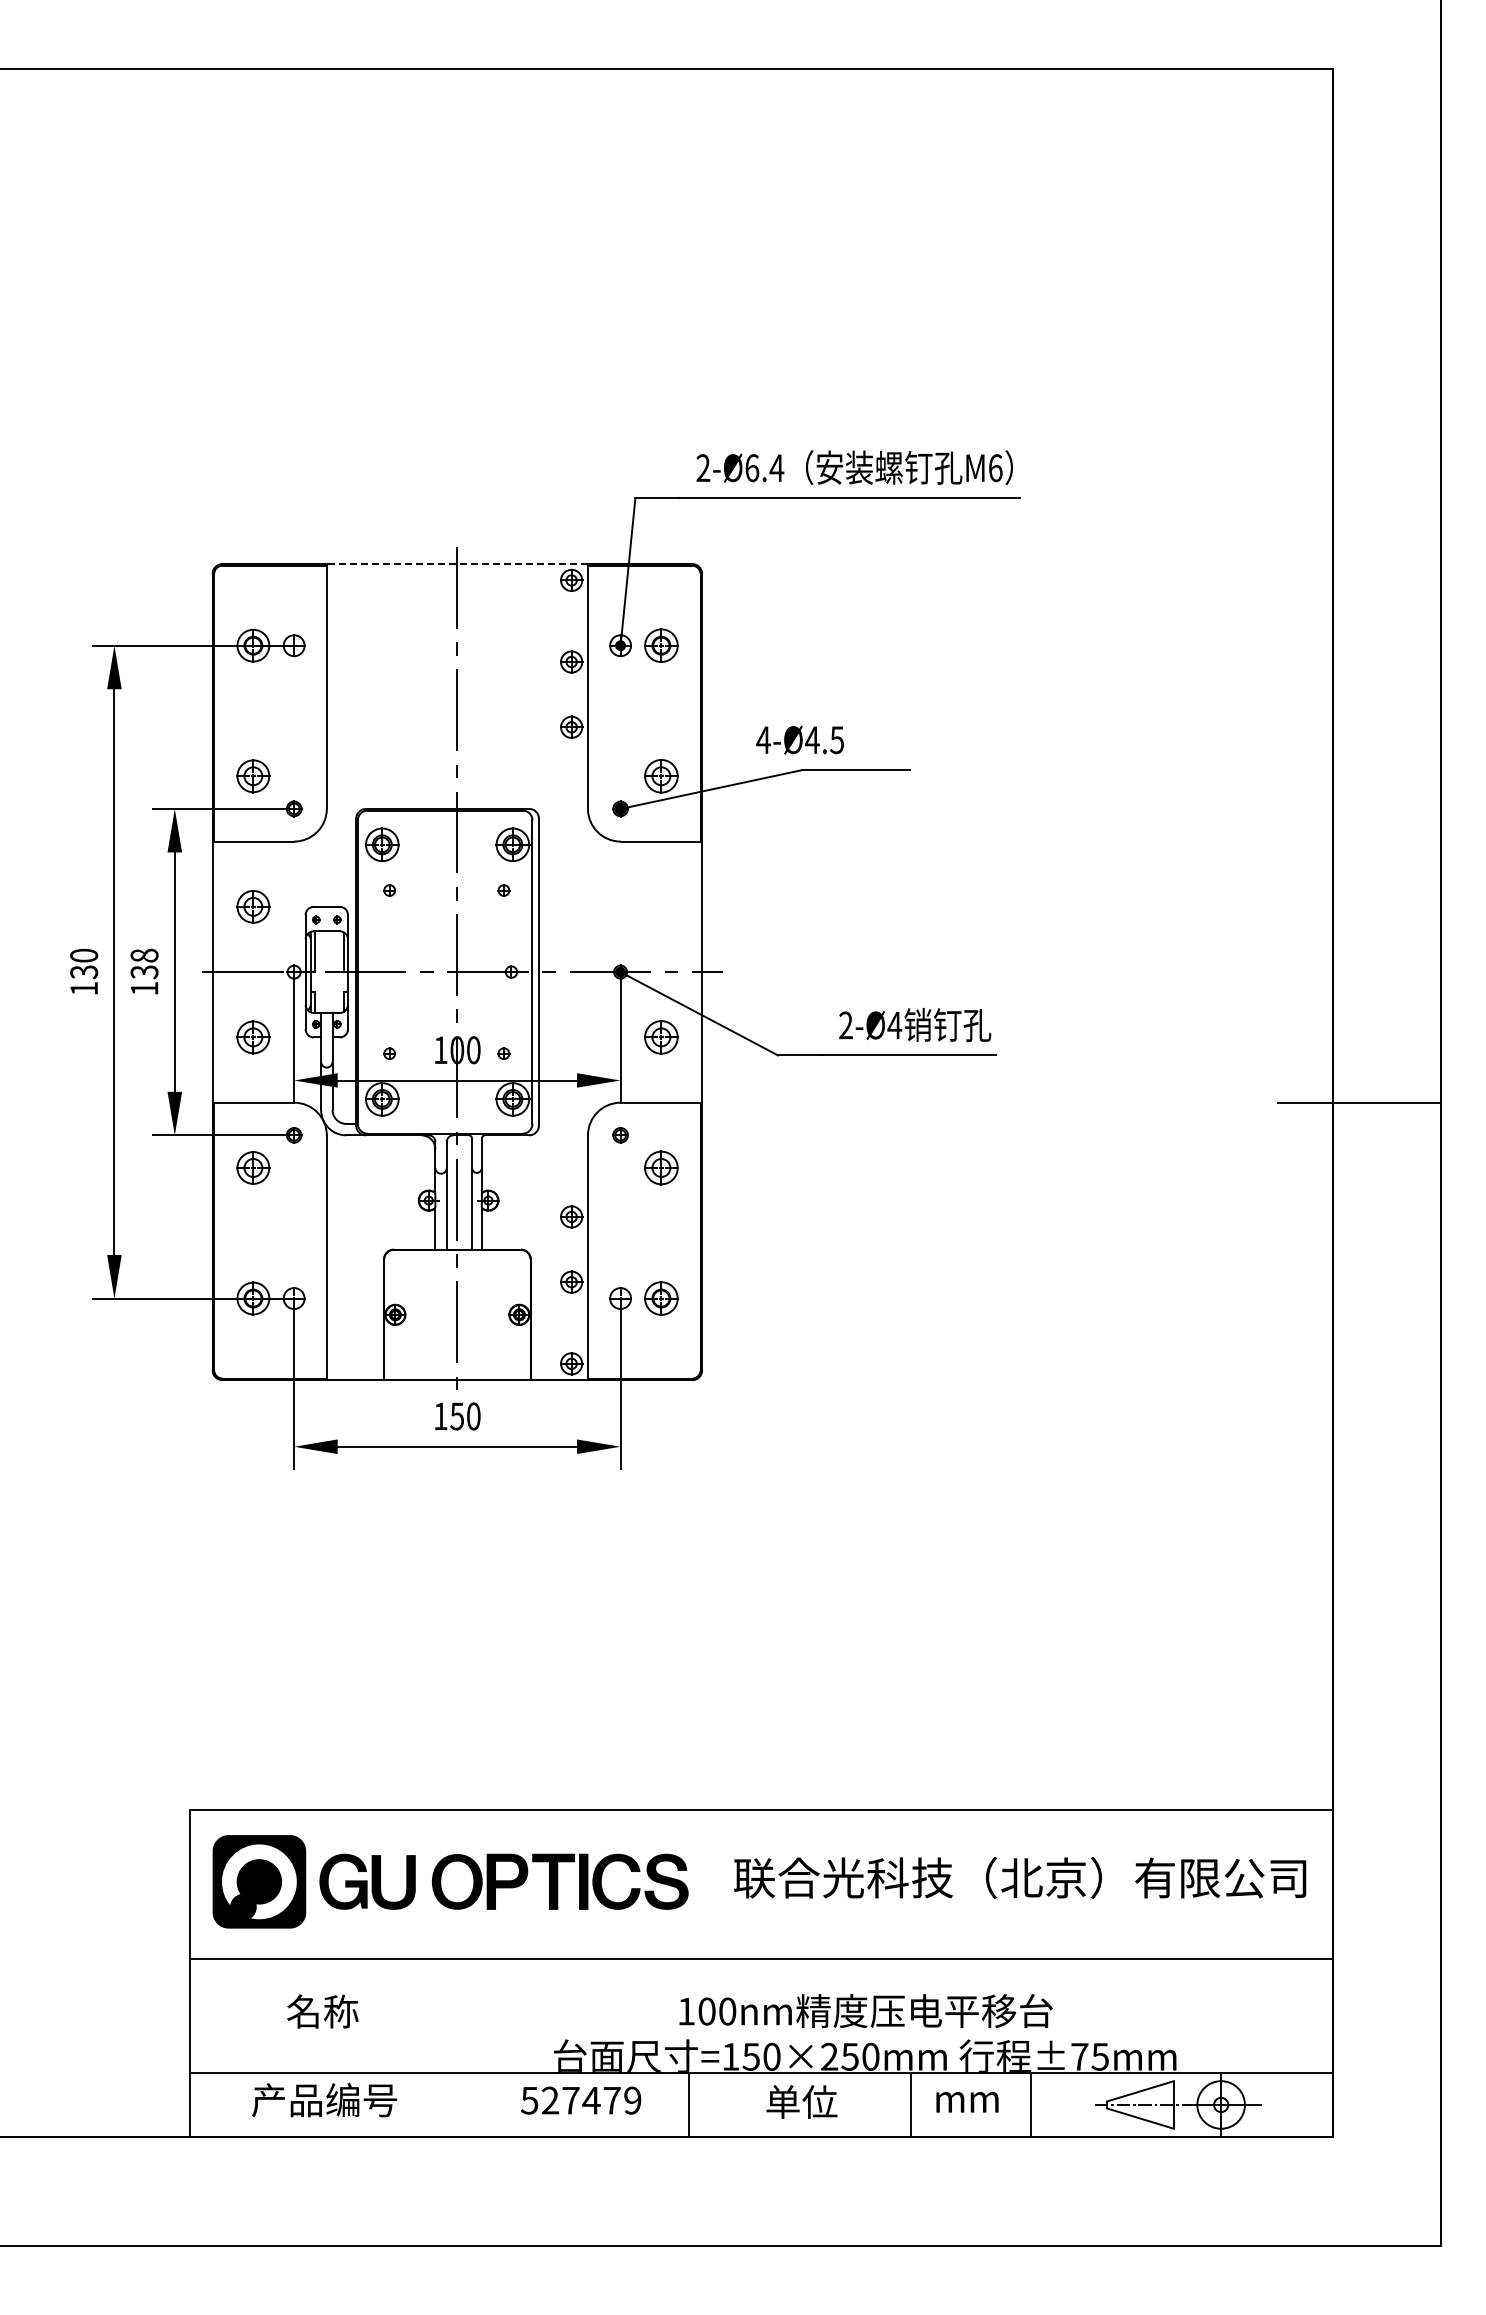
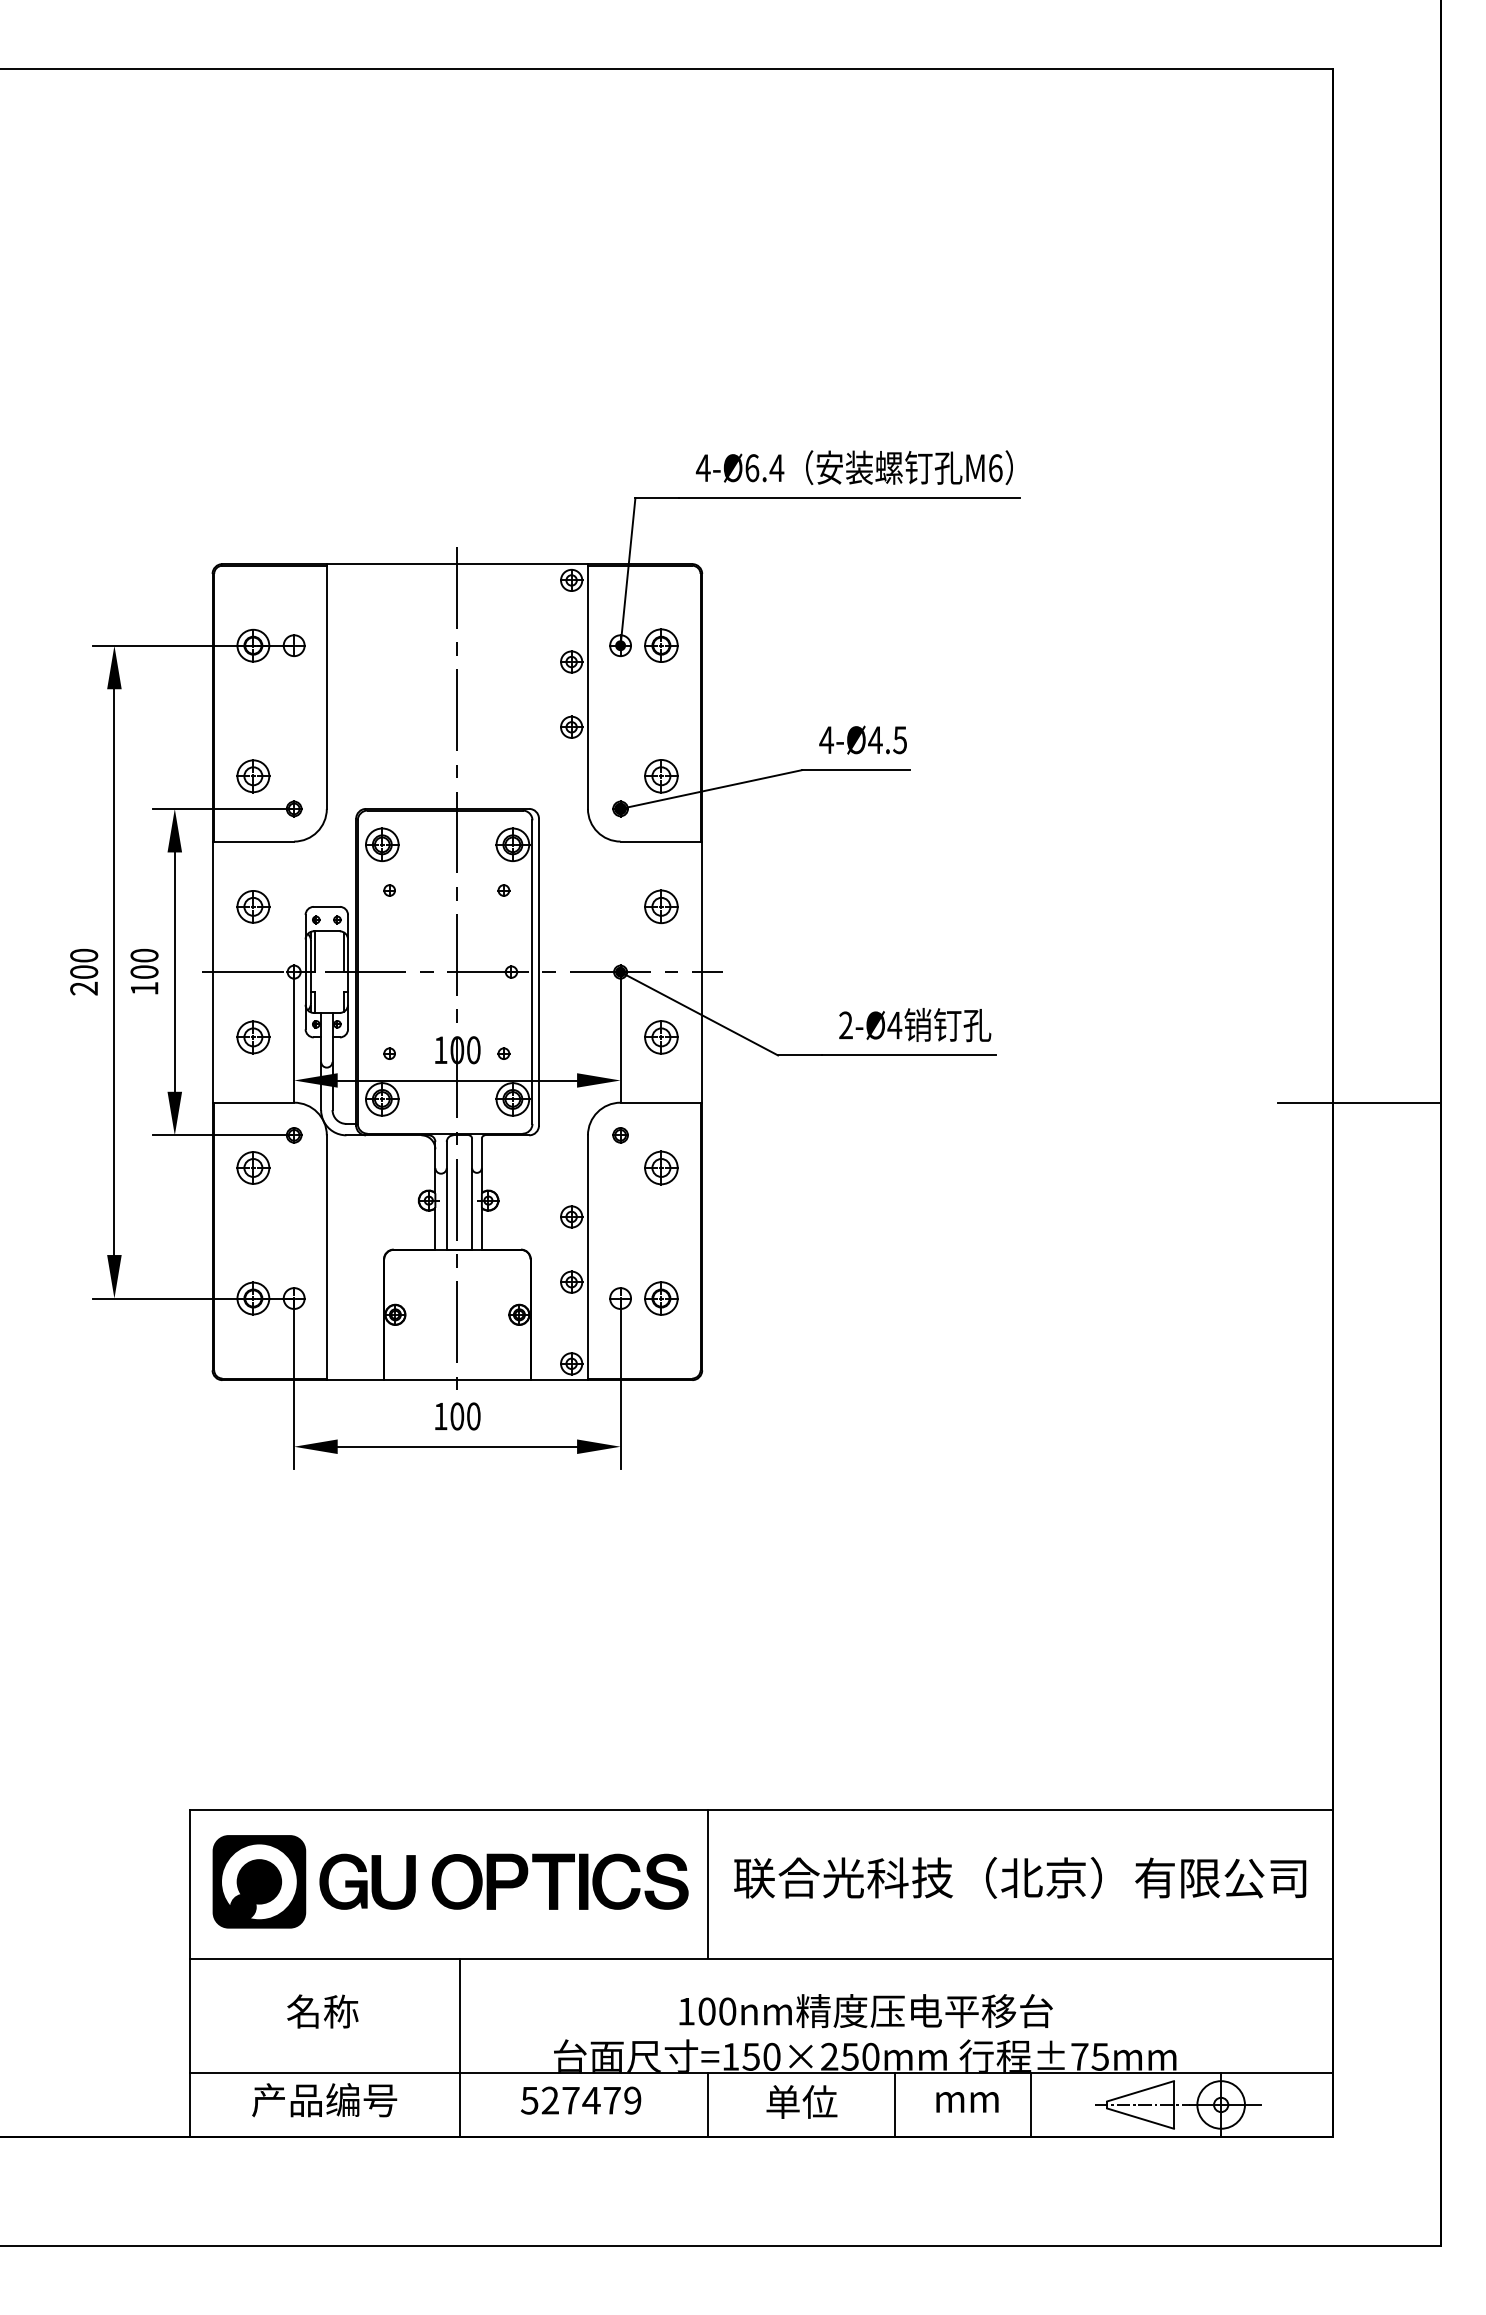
text: 2-Ø6.4 -> 4-Ø6.4 (702, 467)
line: dashed -> solid (457, 564)
text position: (799, 739) -> (862, 739) (862, 739)
part: none -> present (661, 906)
text: 138 -> 100 (144, 963)
text: 130 -> 200 (84, 980)
text: 150 -> 100 (457, 1416)
line: none -> present (708, 1883)
line: none -> present (459, 2047)
line position: (689, 2104) -> (708, 2104) (708, 2104)
line position: (910, 2104) -> (894, 2104) (894, 2104)
